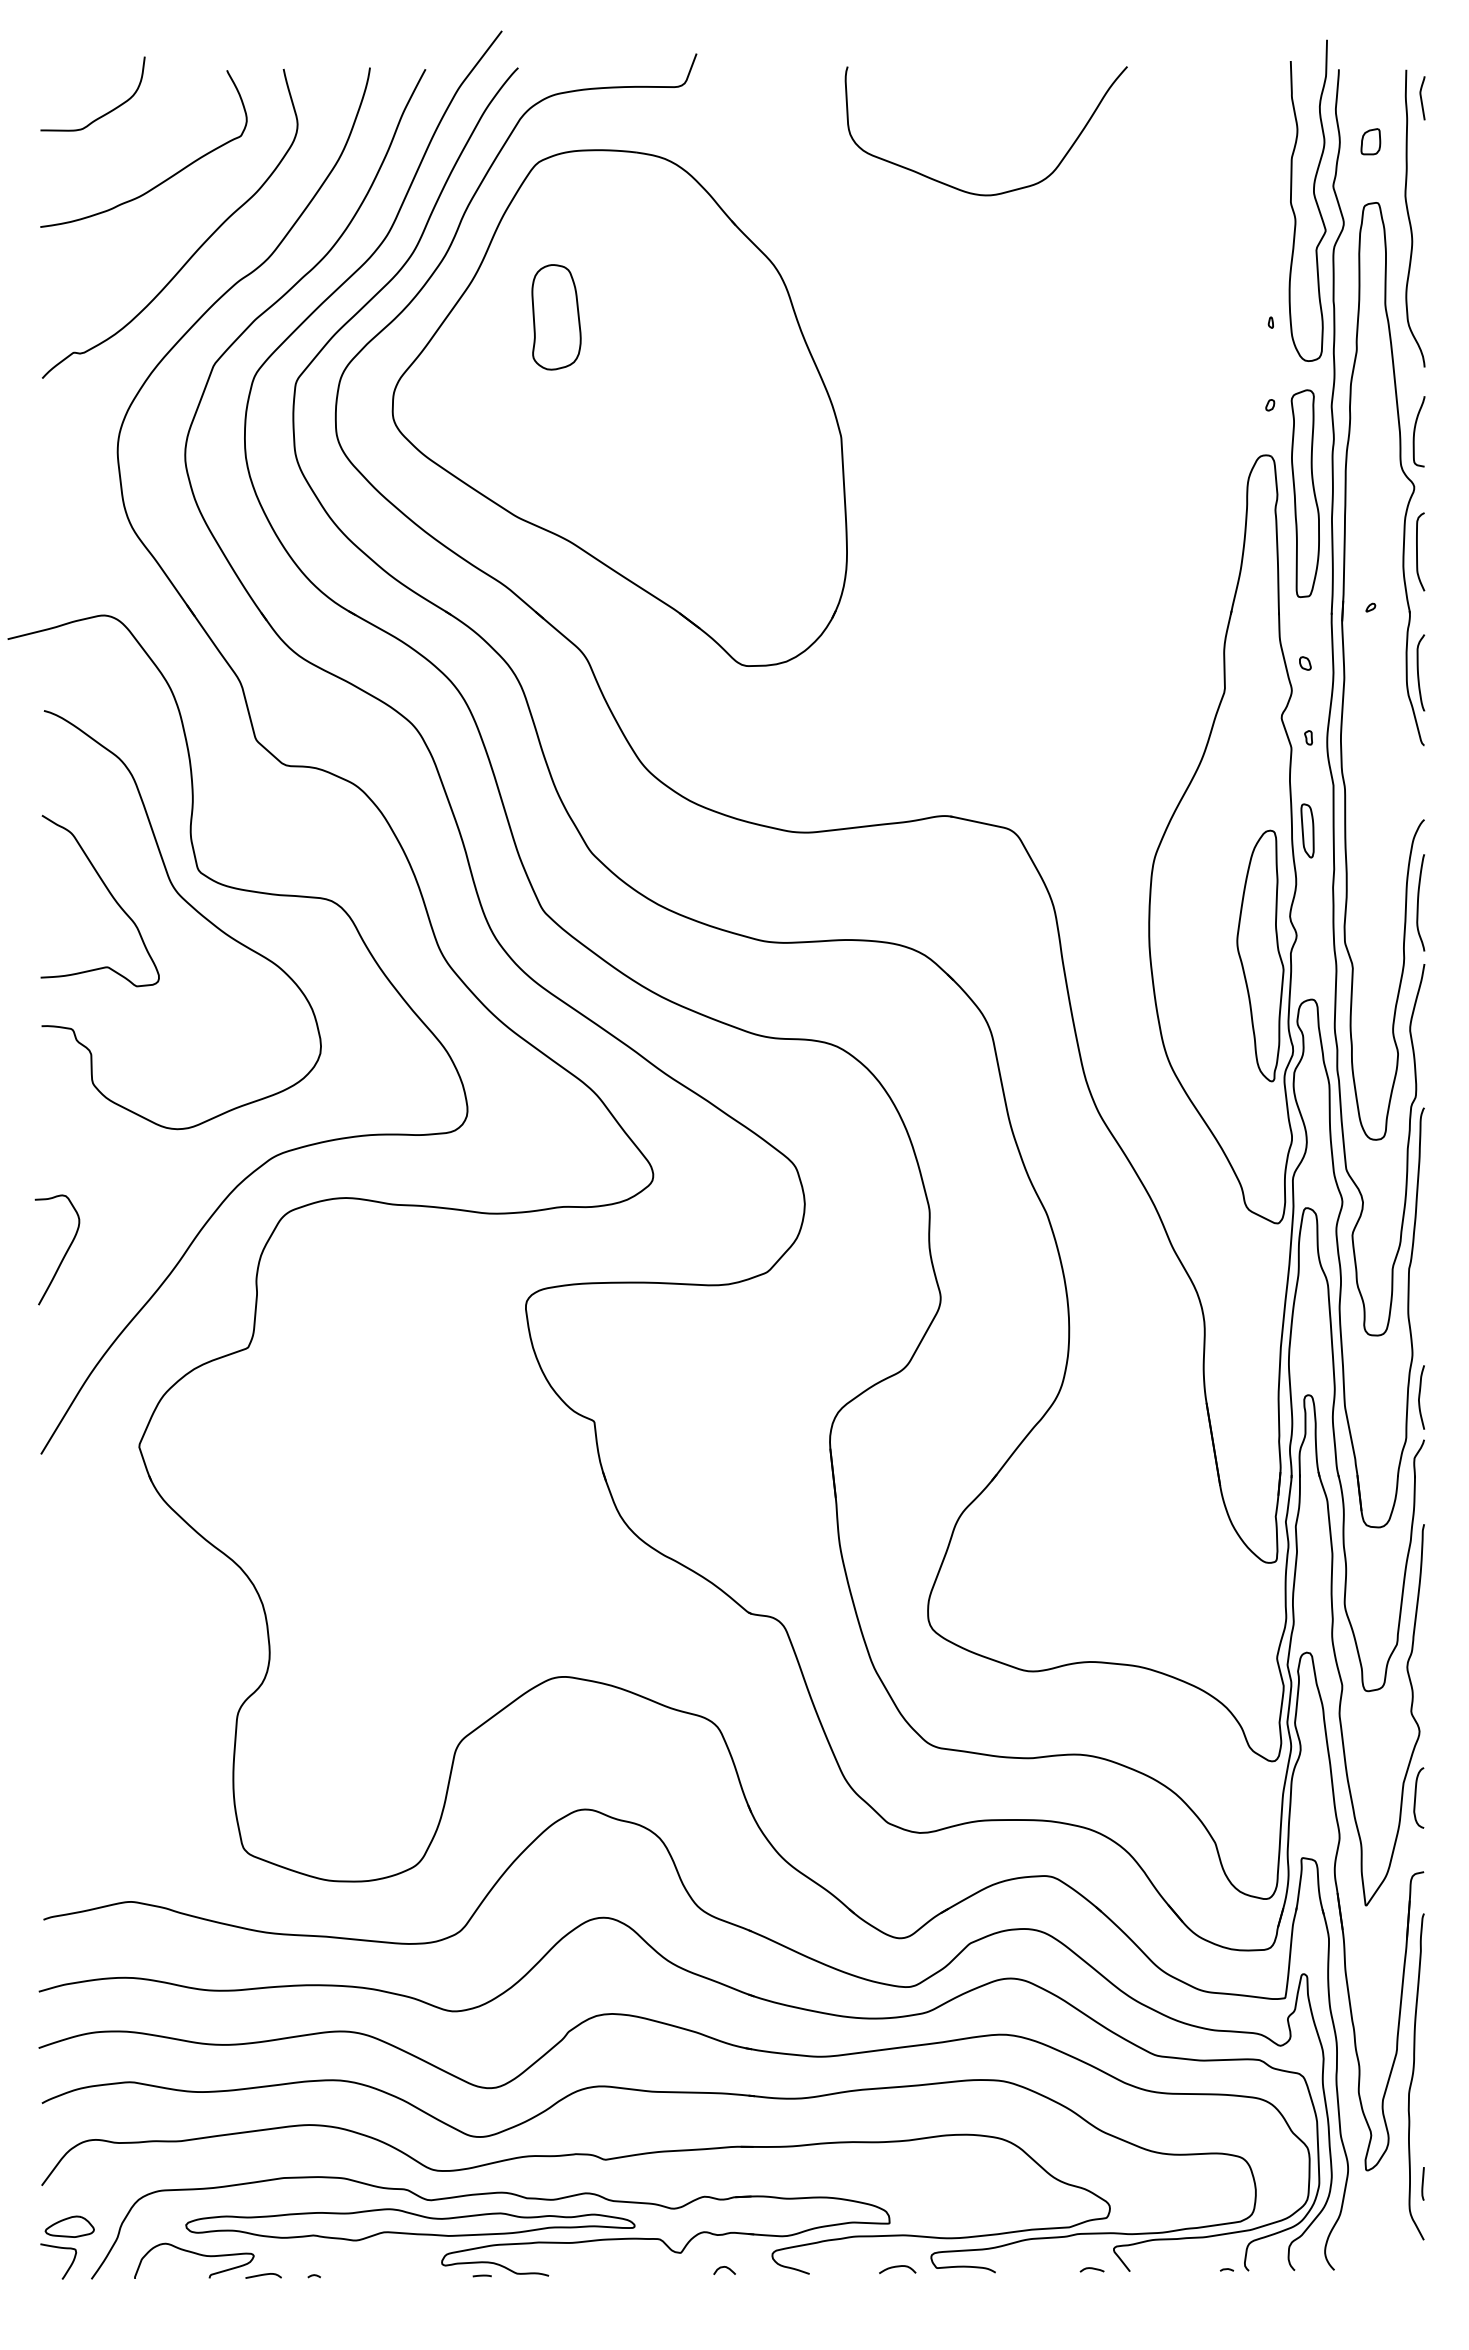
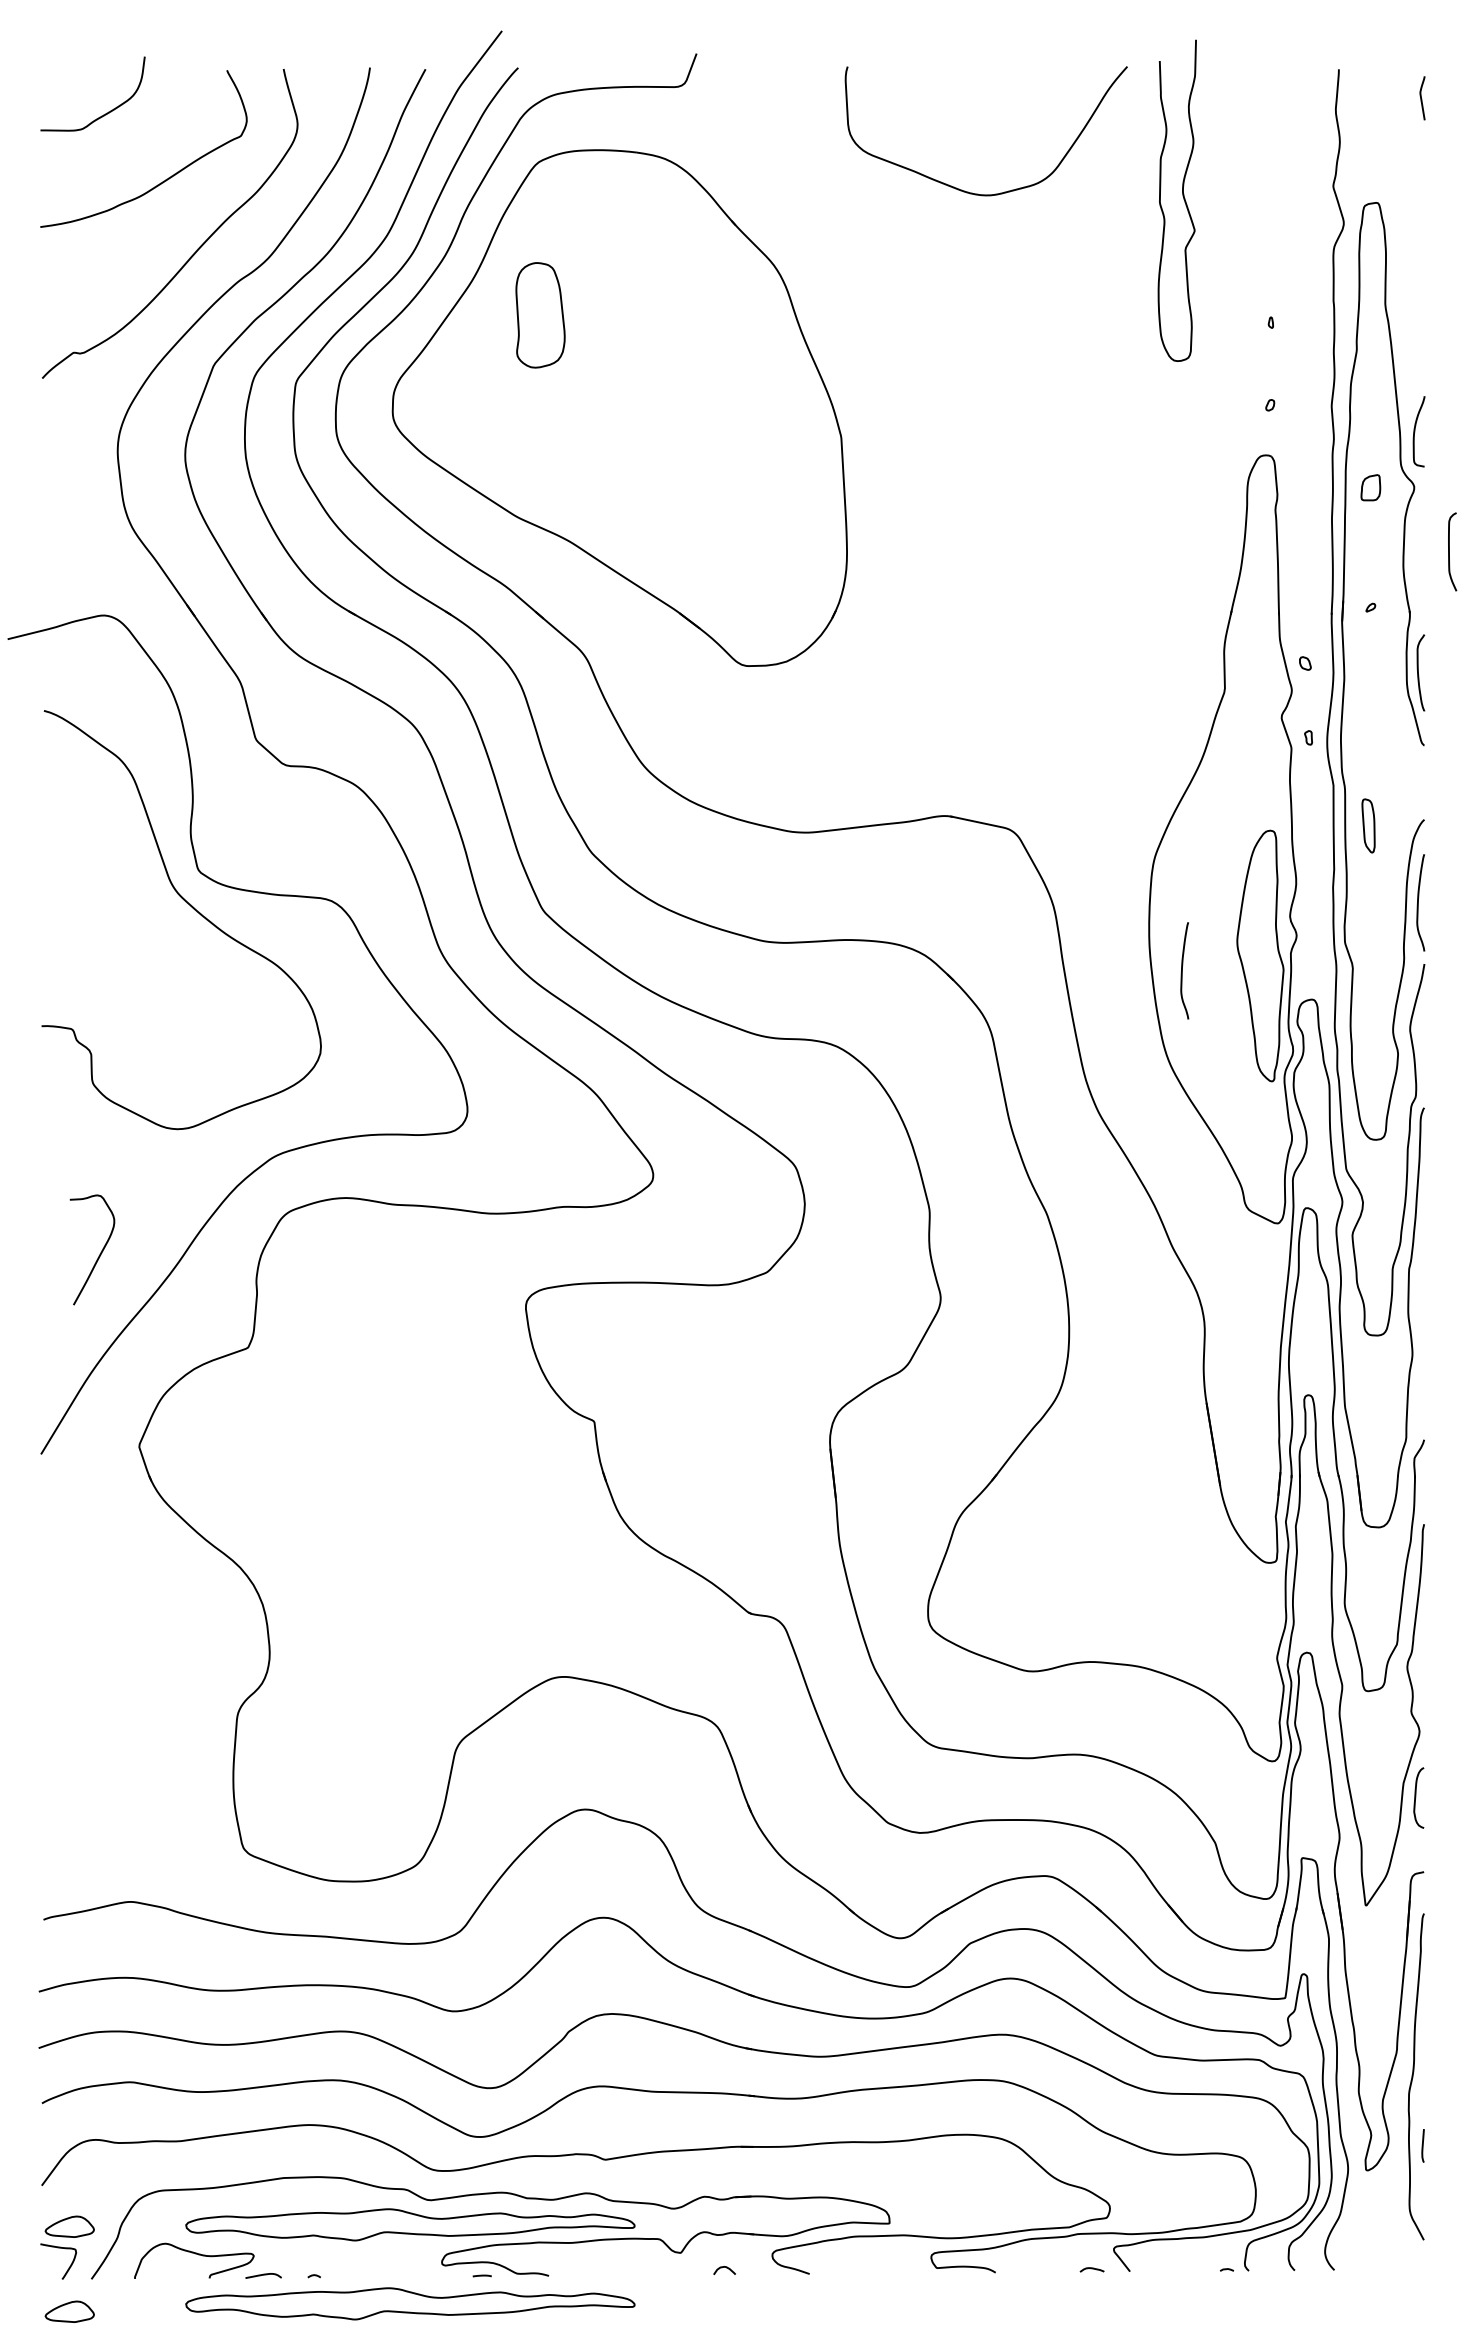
part position: (1370, 141) -> (1370, 487) (1370, 487)
curve position: (1314, 199) -> (1183, 199) (1183, 199)
curve: present -> none (1410, 219)
part position: (556, 317) -> (540, 315) (540, 315)
part: present -> none (1304, 493)
curve position: (1417, 551) -> (1449, 551) (1449, 551)
part position: (1307, 830) -> (1368, 825) (1368, 825)
curve: present -> none (108, 892)
curve: none -> present (1182, 970)
curve position: (65, 1252) -> (100, 1252) (100, 1252)
curve: present -> none (1420, 1397)
line position: (1422, 2183) -> (1422, 2145) (1422, 2145)
curve: present -> none (897, 2267)
part: none -> present (410, 2303)
part: none -> present (69, 2311)
